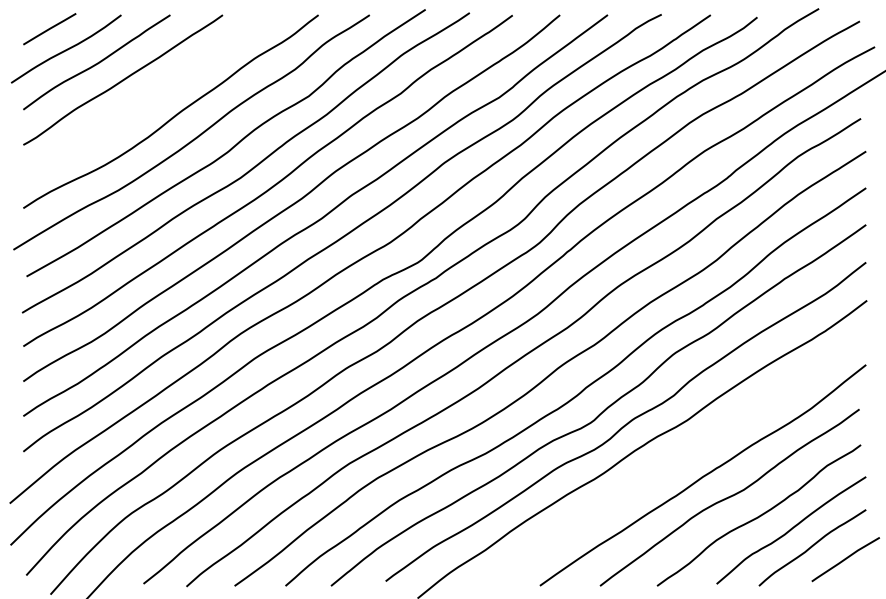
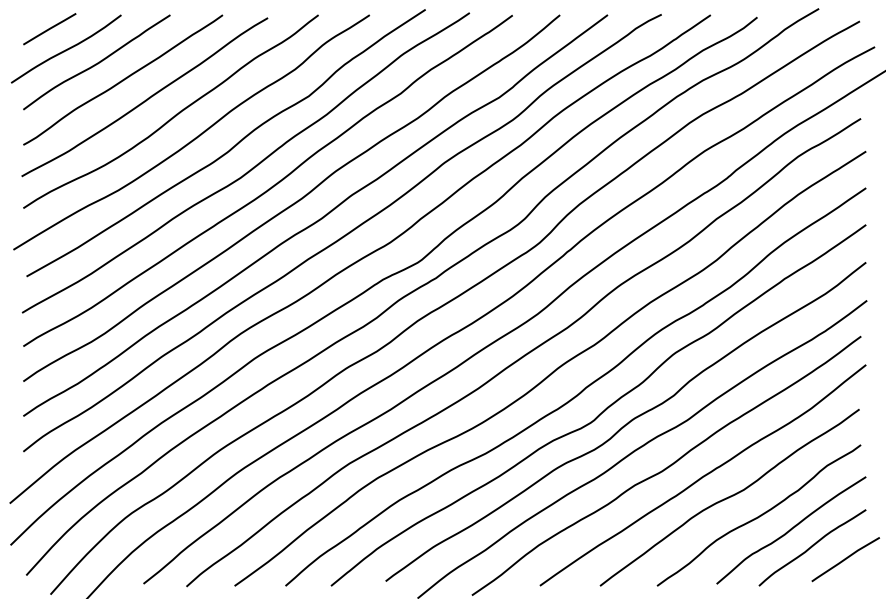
curve: none -> present (145, 99)
curve: none -> present (667, 466)
